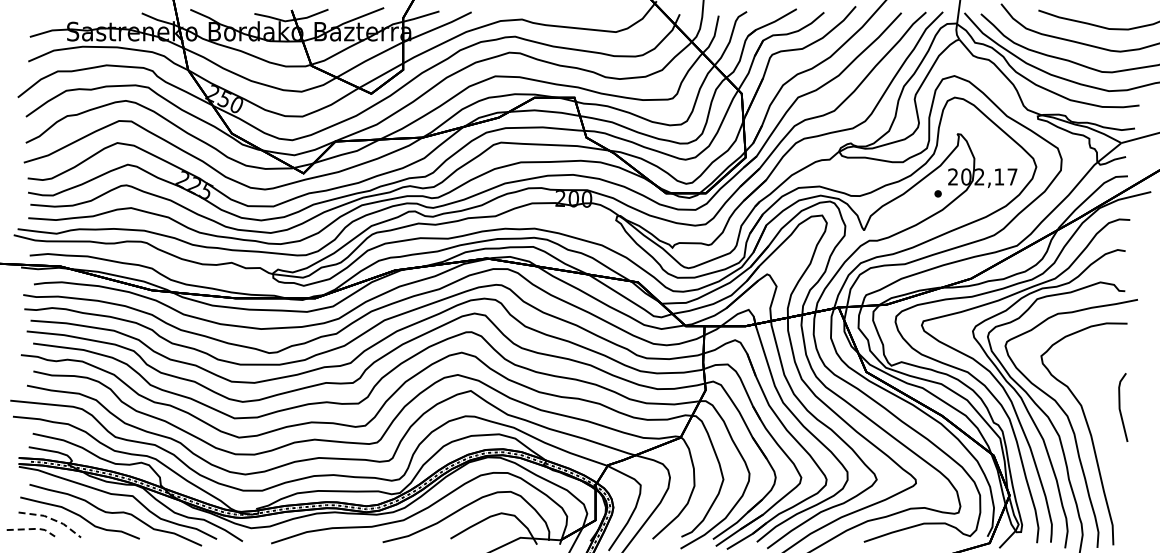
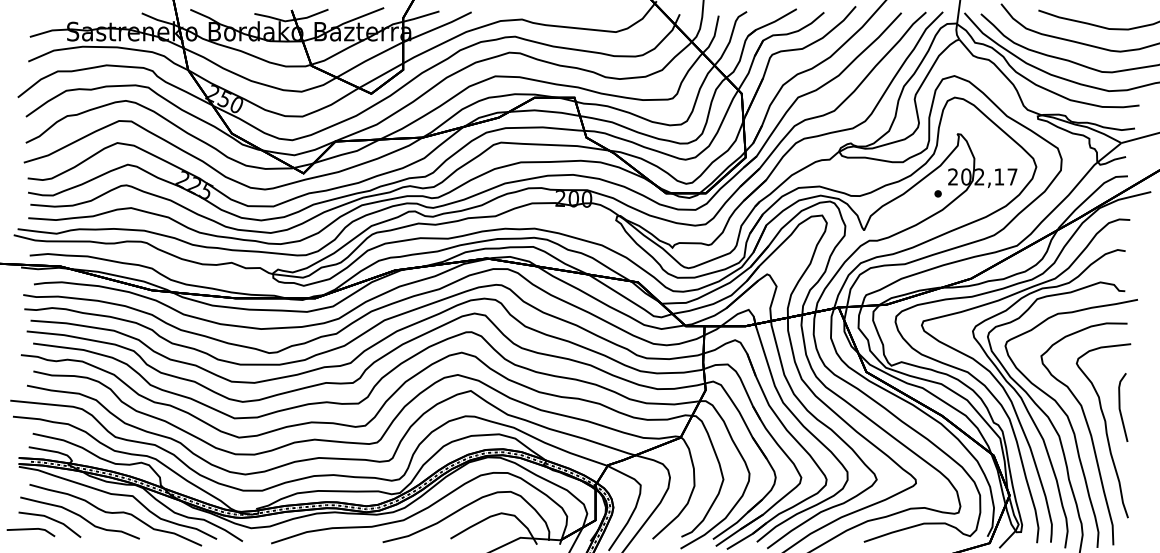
curve: none -> present (1105, 430)
line: dashed -> solid (52, 519)
line: dashed -> solid (33, 529)
